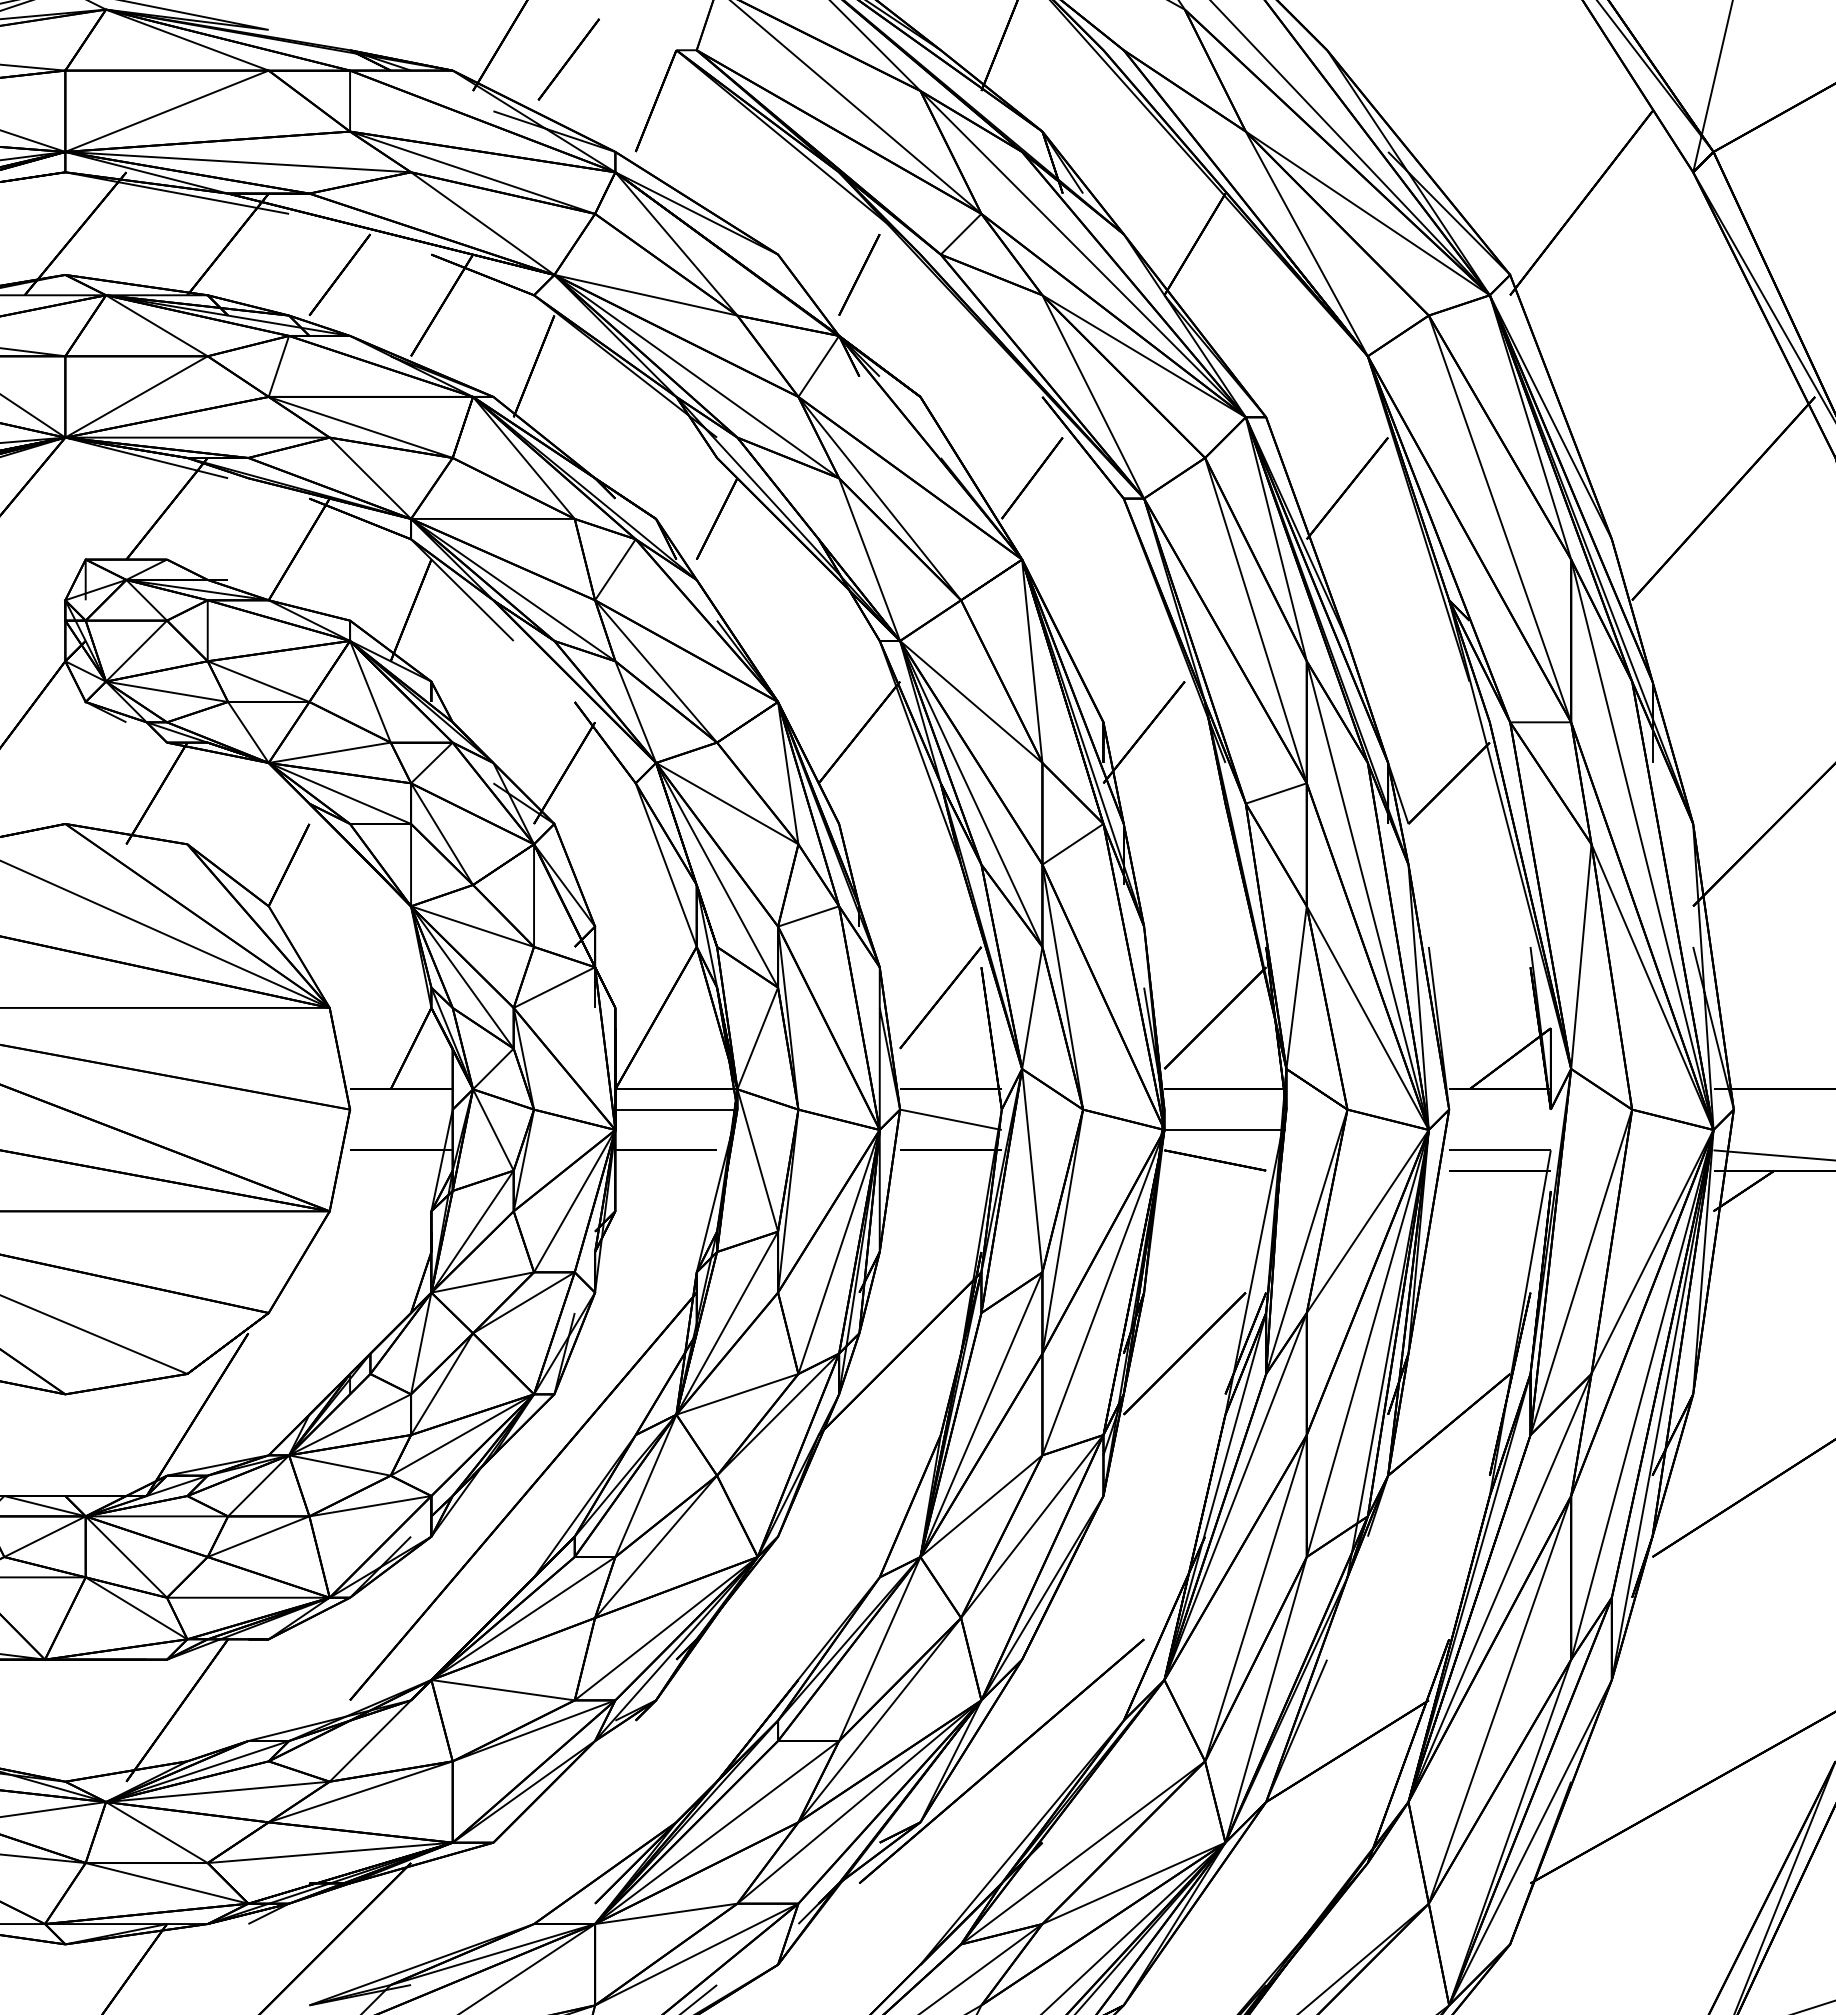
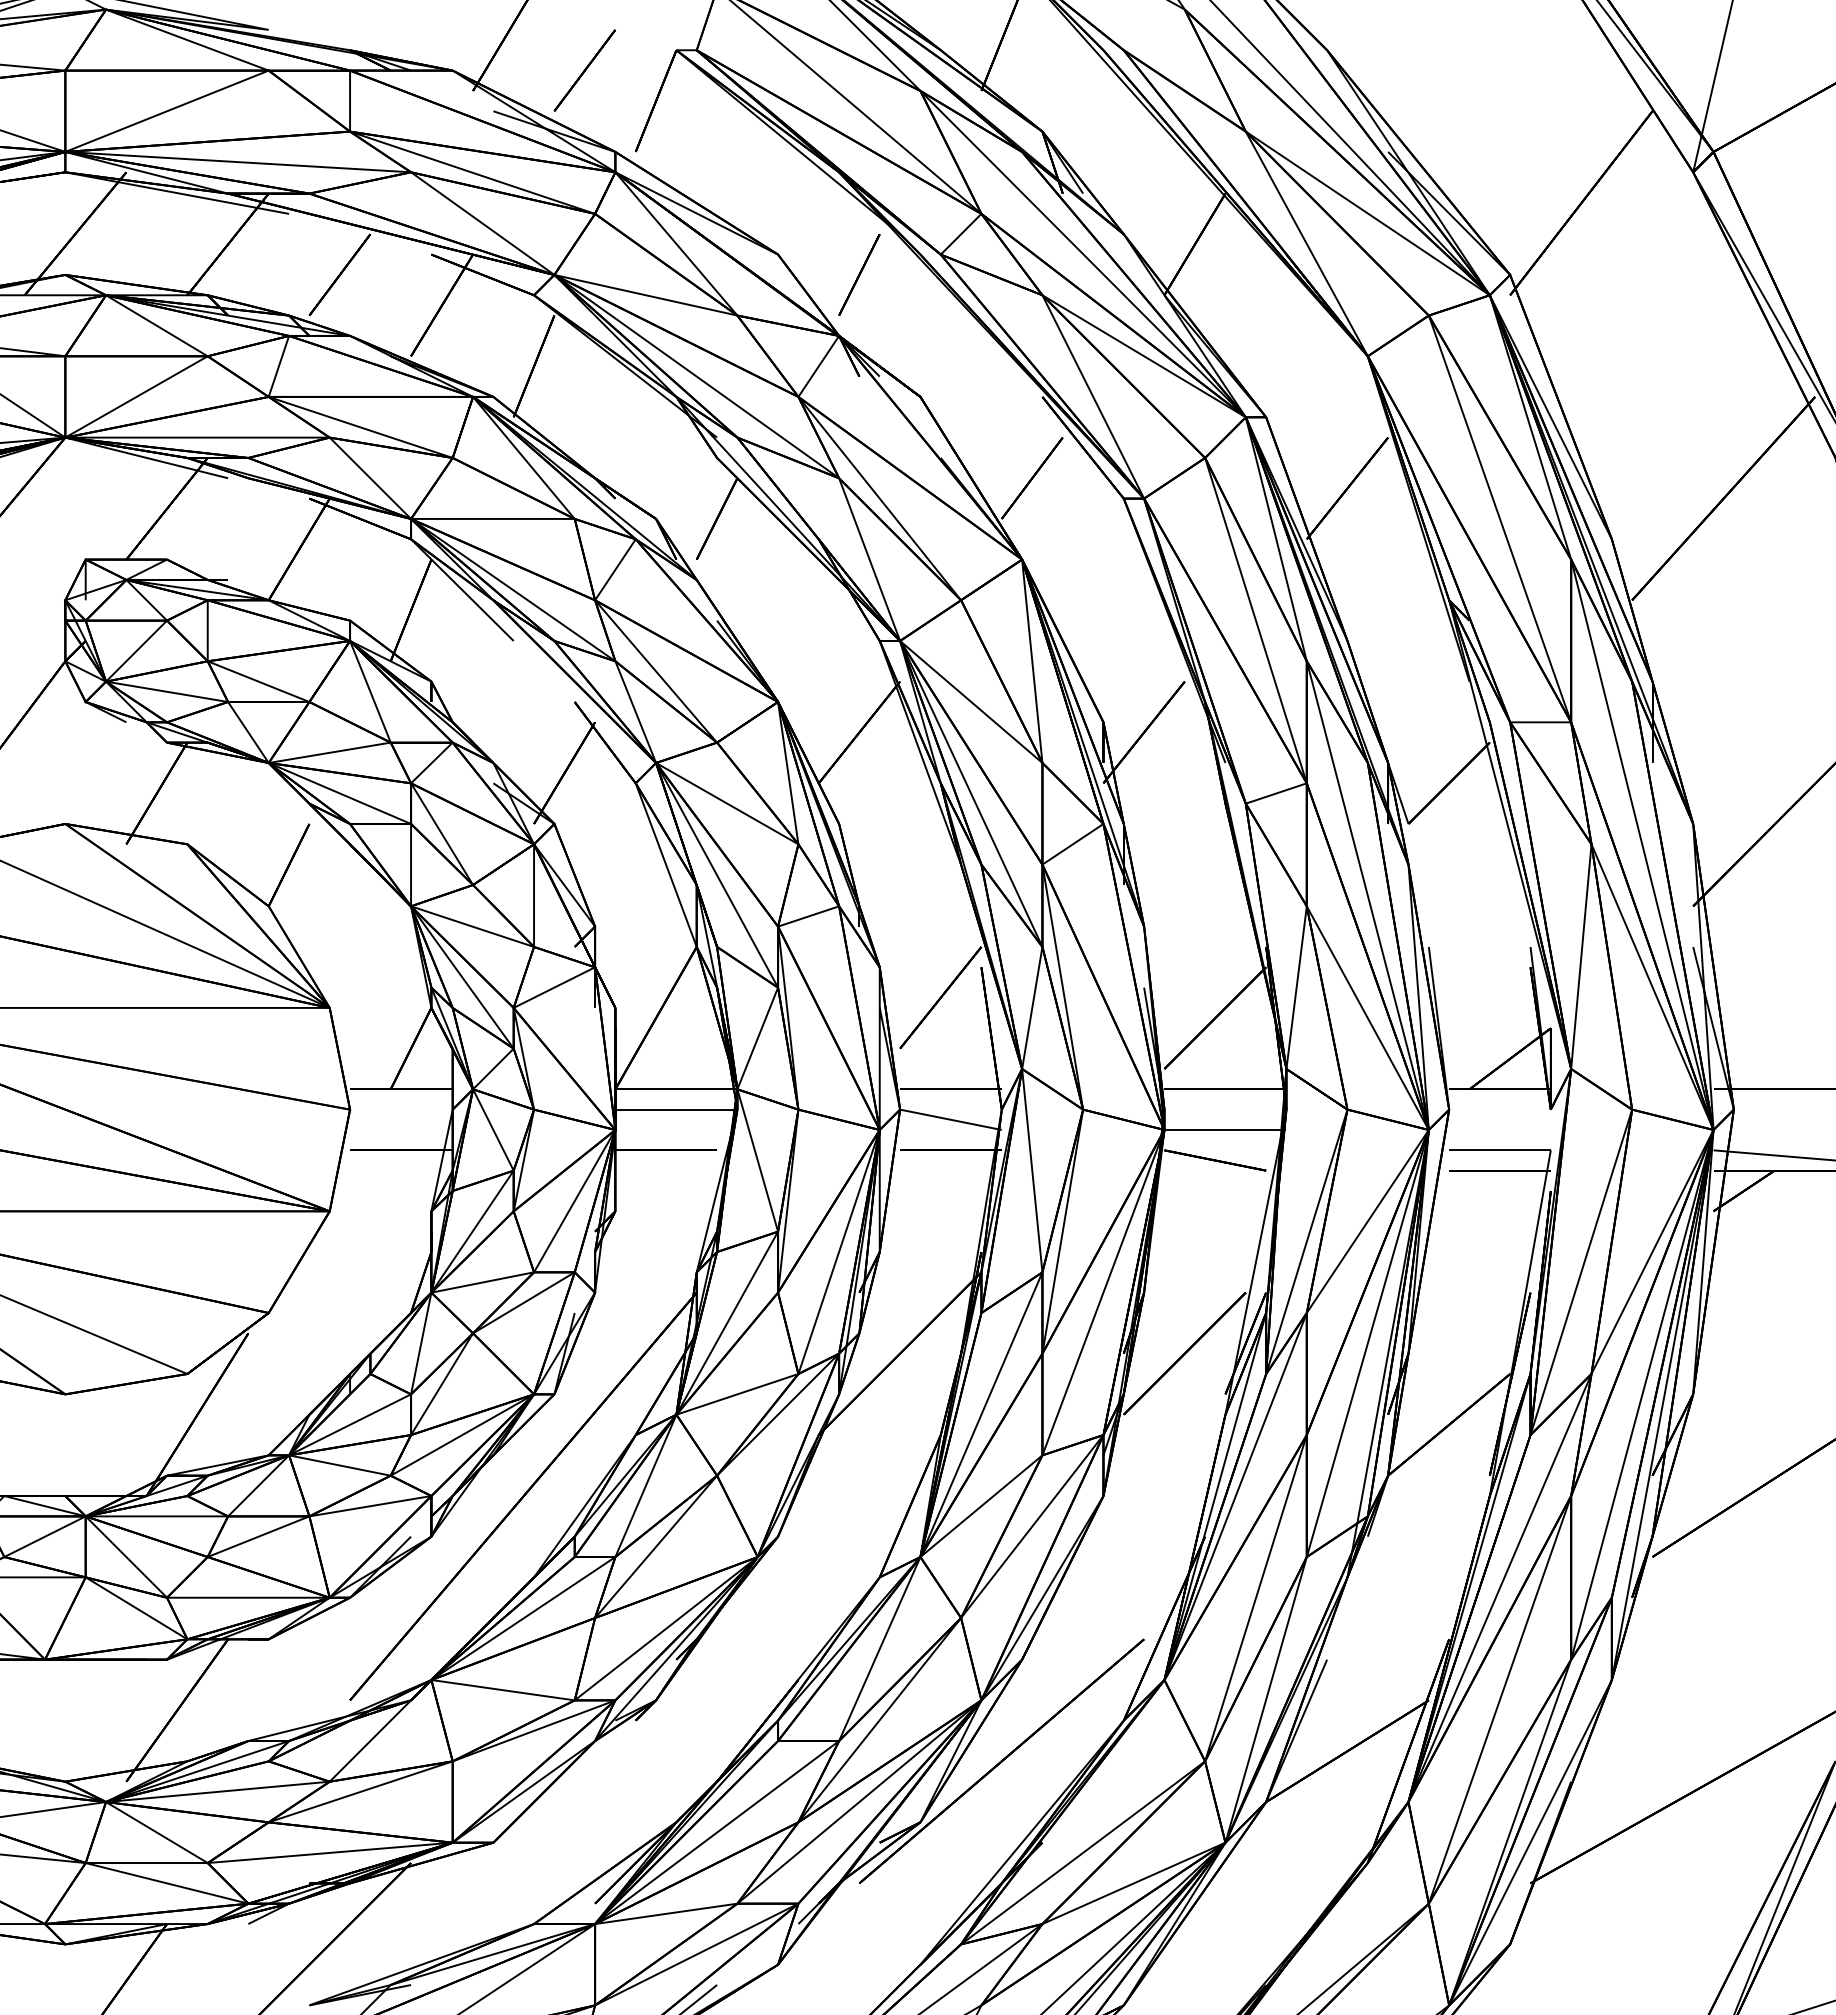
line position: (568, 59) -> (584, 70) (584, 70)
